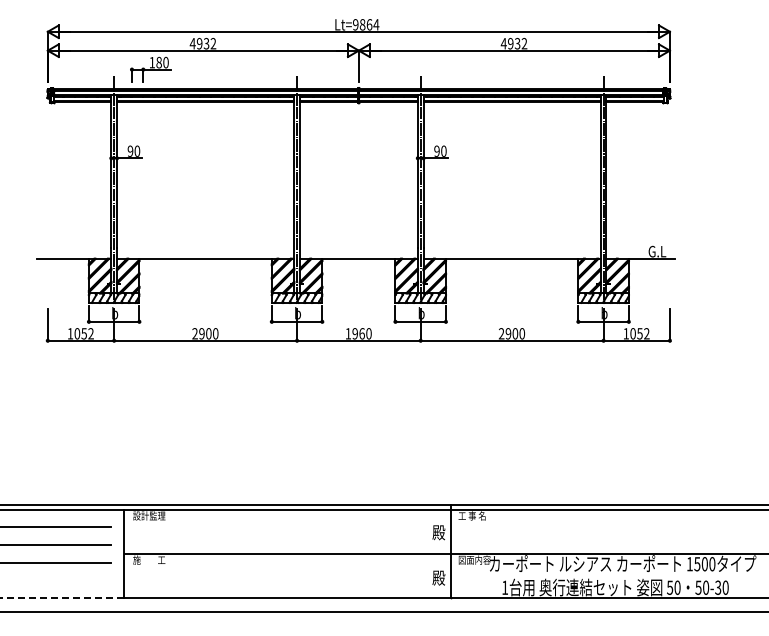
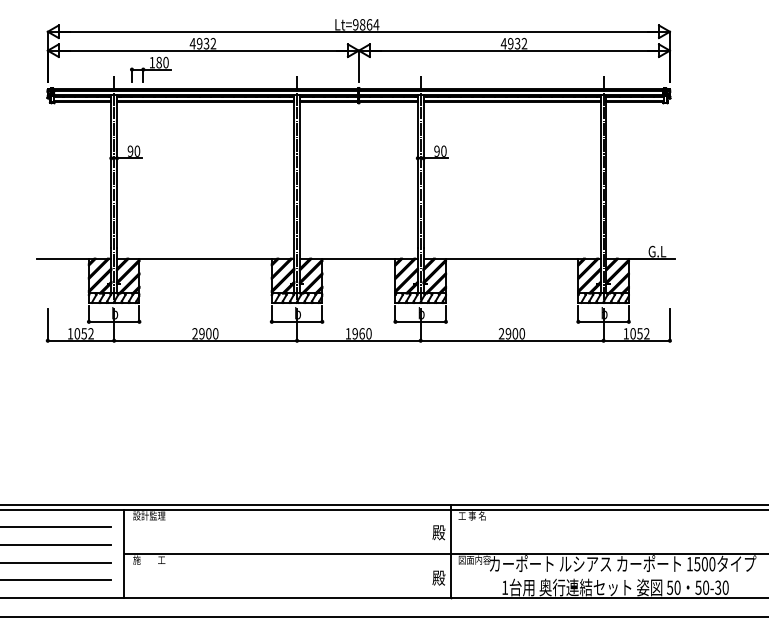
line: none -> present (56, 580)
line: dashed -> solid (62, 598)
line position: (383, 612) -> (383, 617) (383, 617)
